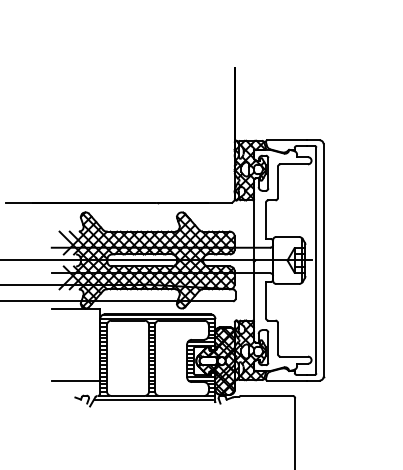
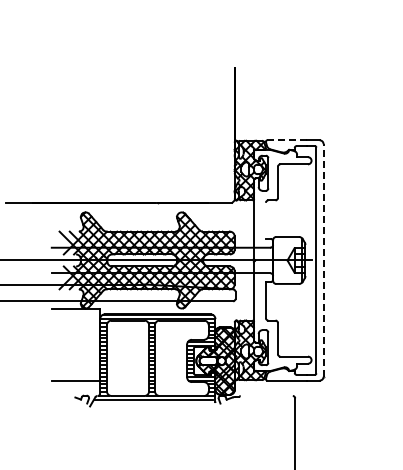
line: solid -> dashed (287, 140)
line: present -> none (265, 220)
line: solid -> dashed (323, 259)
line: present -> none (266, 395)
